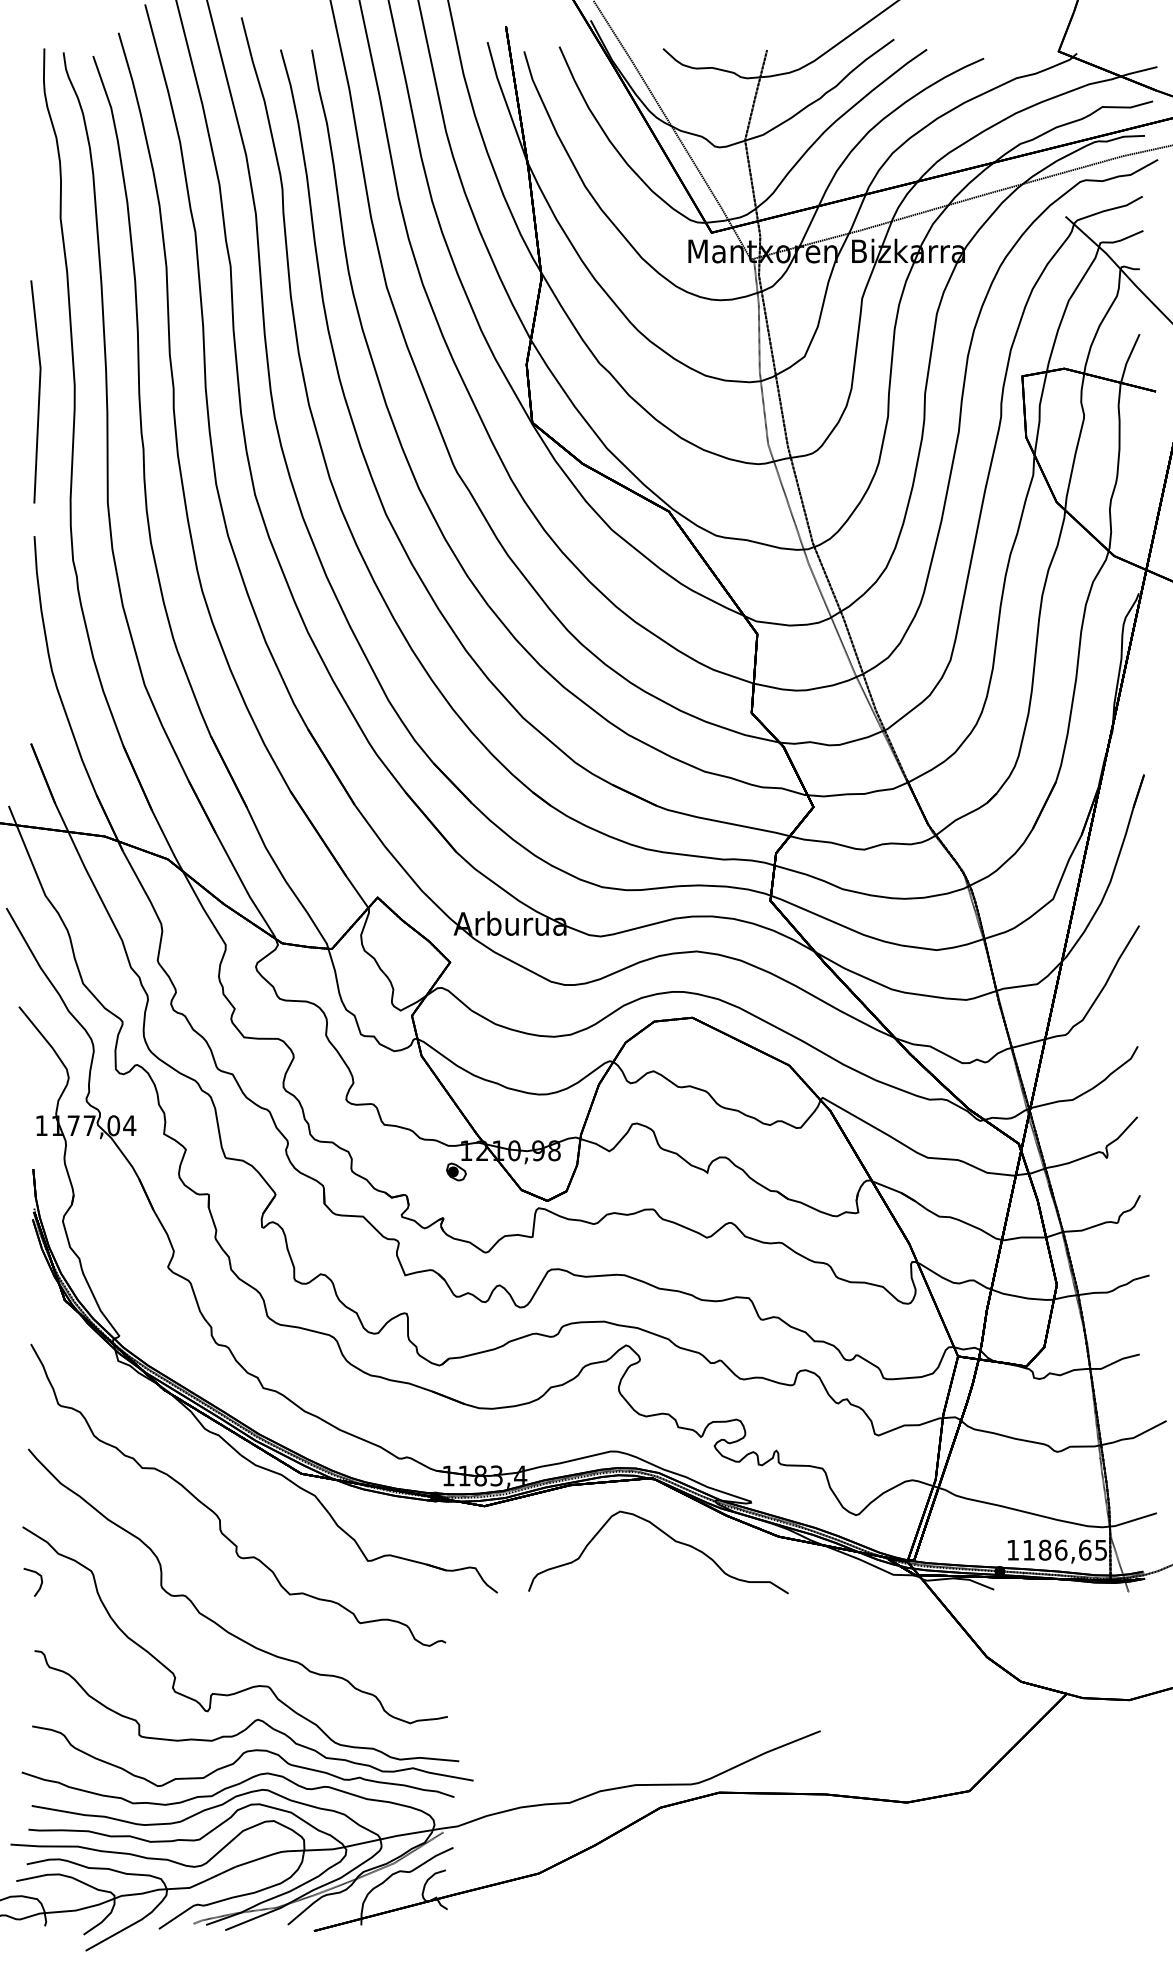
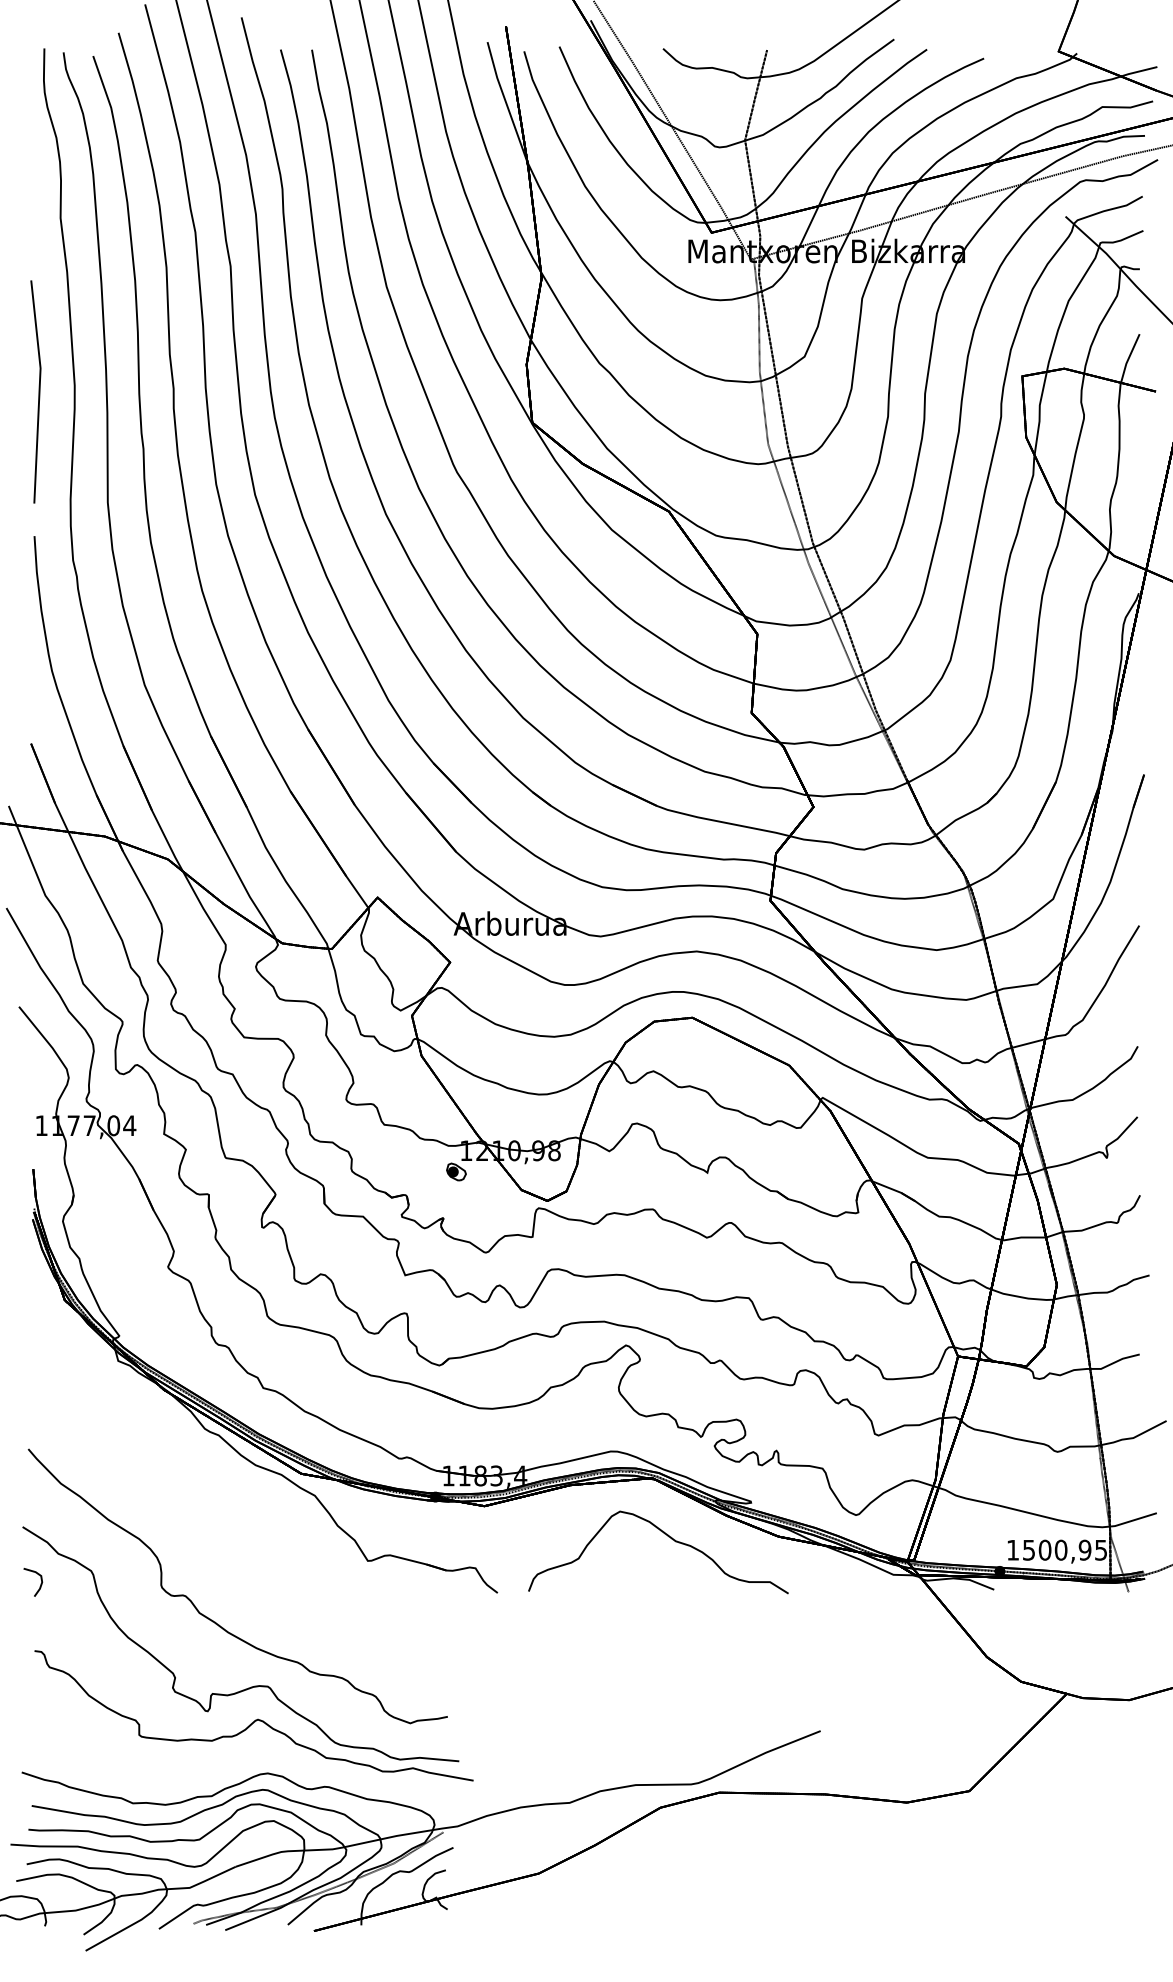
curve: present -> none (217, 1514)
text: 1186,65 -> 1500,95 (1057, 1549)
curve: present -> none (240, 1758)
